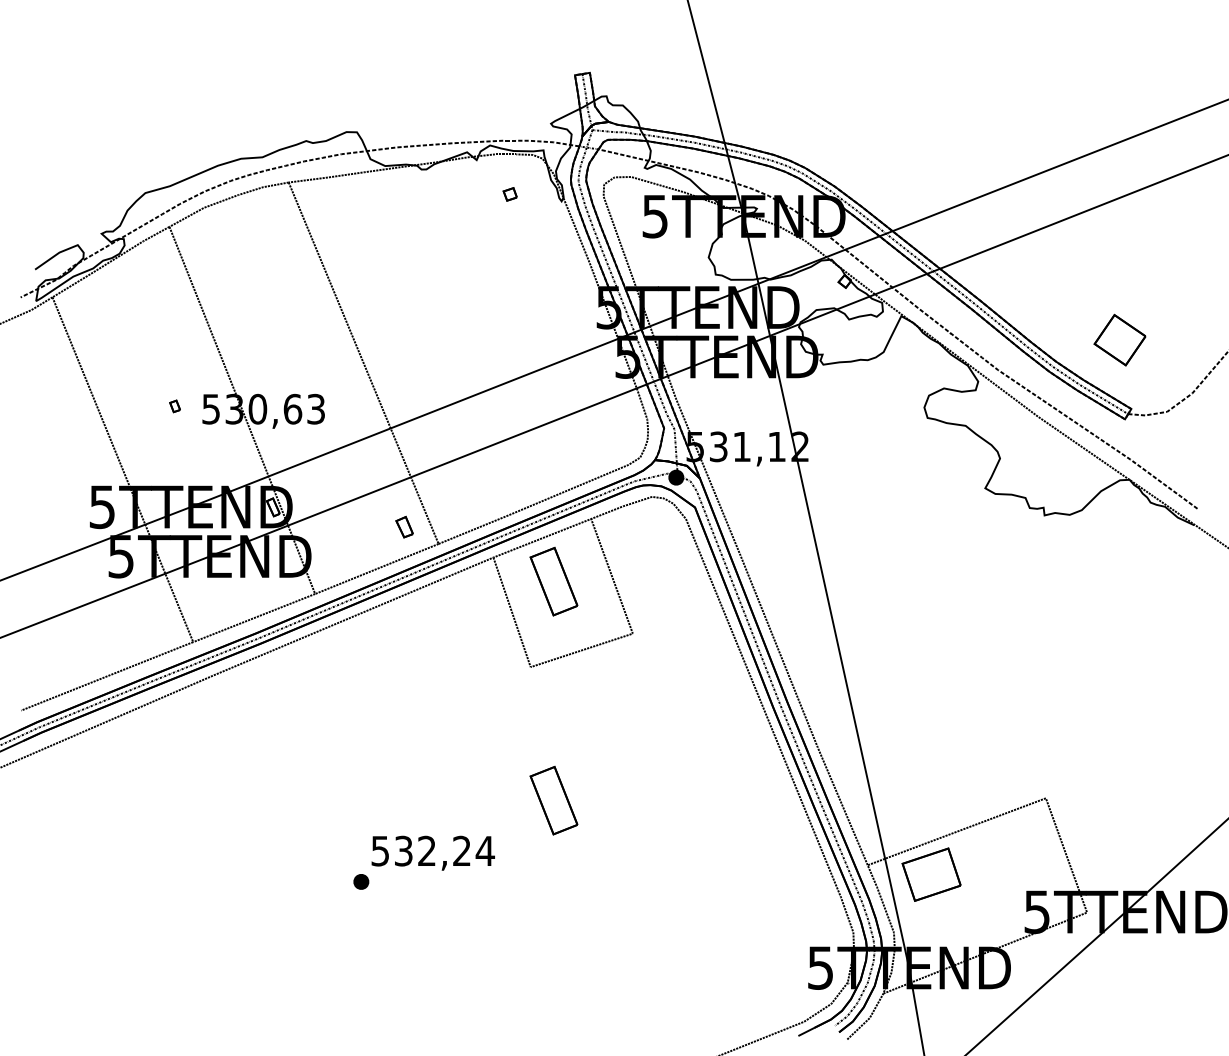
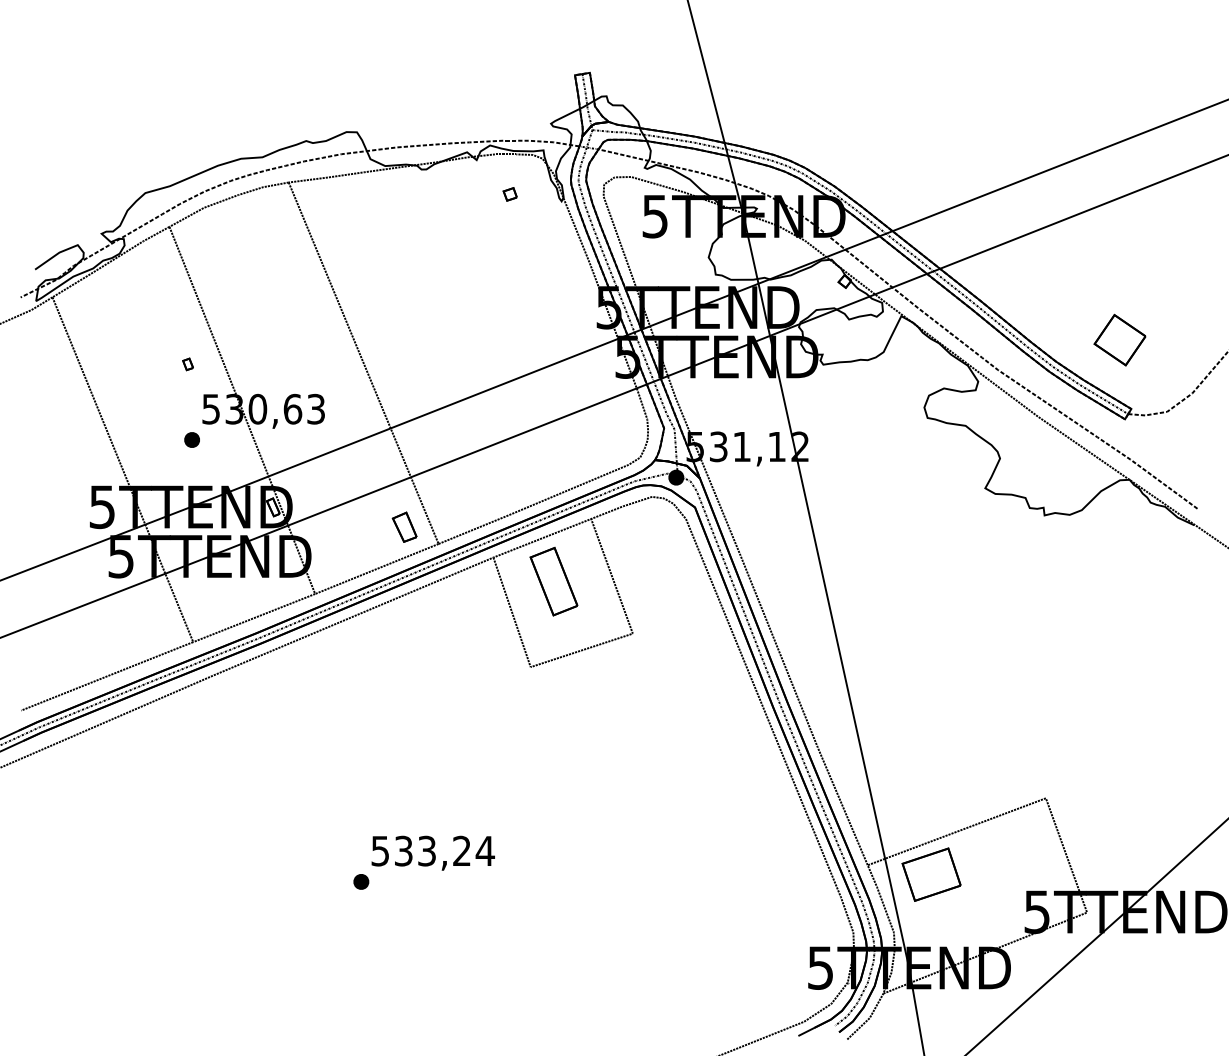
part position: (174, 406) -> (187, 364) (187, 364)
part: none -> present (191, 439)
part size: 19x24 px -> 27x32 px (404, 526)
part: present -> none (553, 800)
text: 532,24 -> 533,24 (426, 851)
